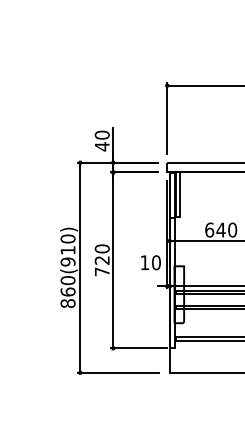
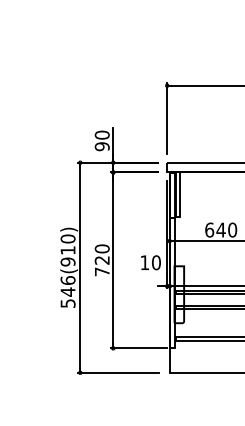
text: 40 -> 90 (101, 146)
text: 860(910) -> 546(910) (67, 291)
